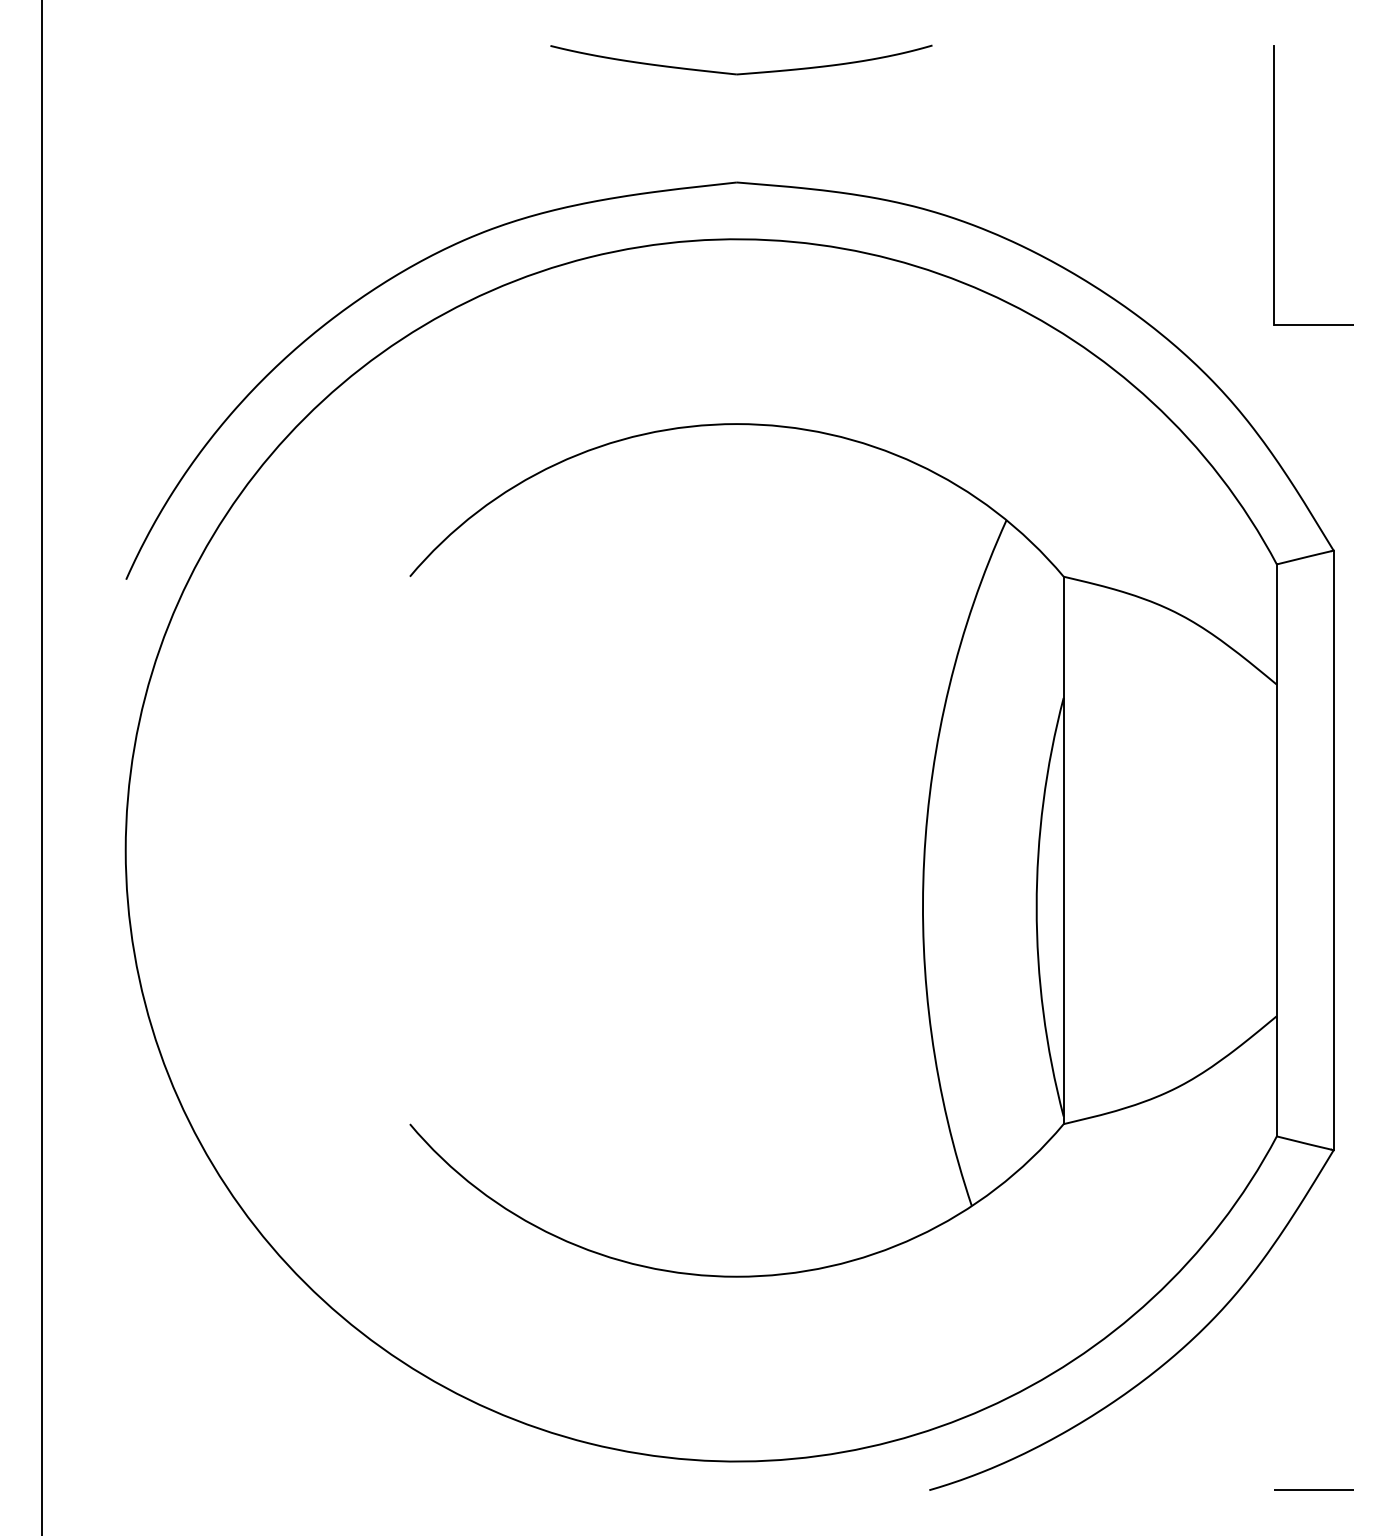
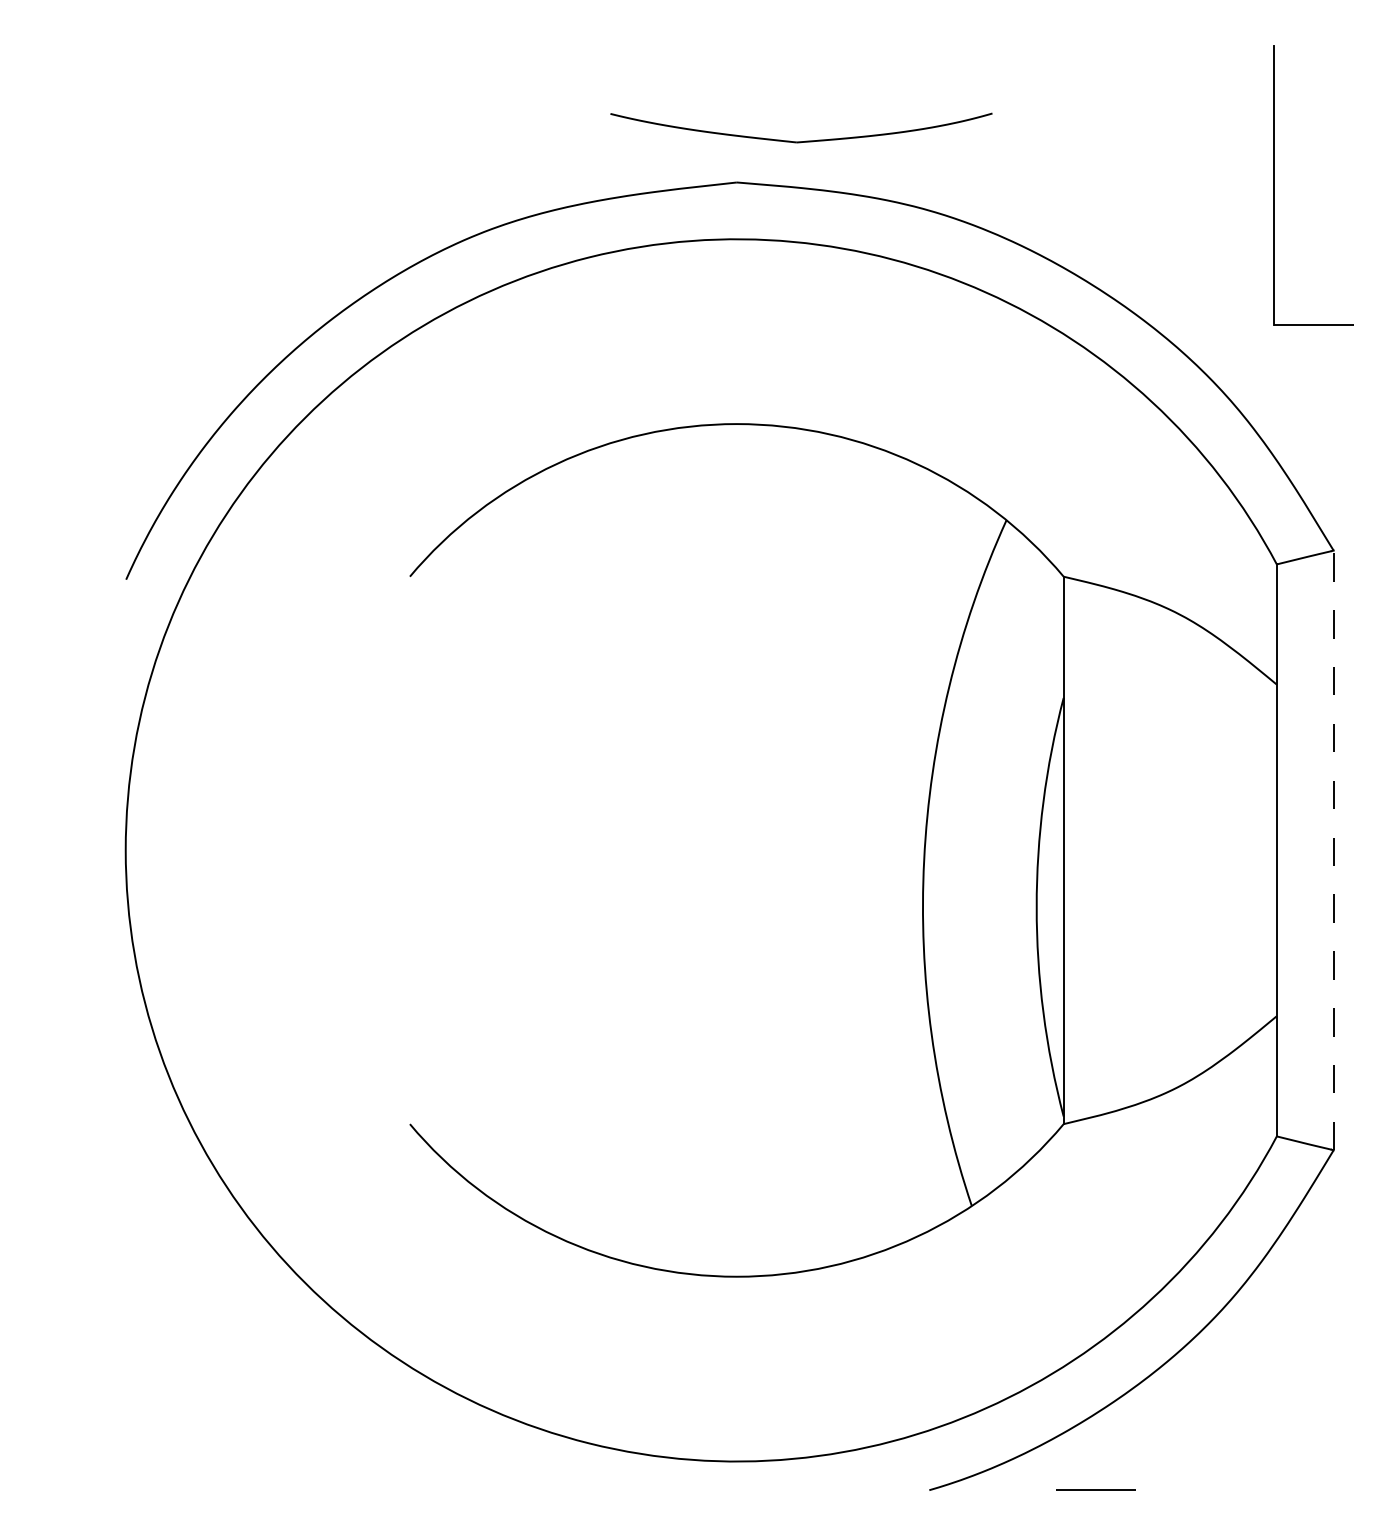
part position: (745, 72) -> (805, 140) (805, 140)
line: present -> none (41, 767)
line: solid -> dashed (1333, 850)
line position: (1313, 1489) -> (1095, 1489) (1095, 1489)
